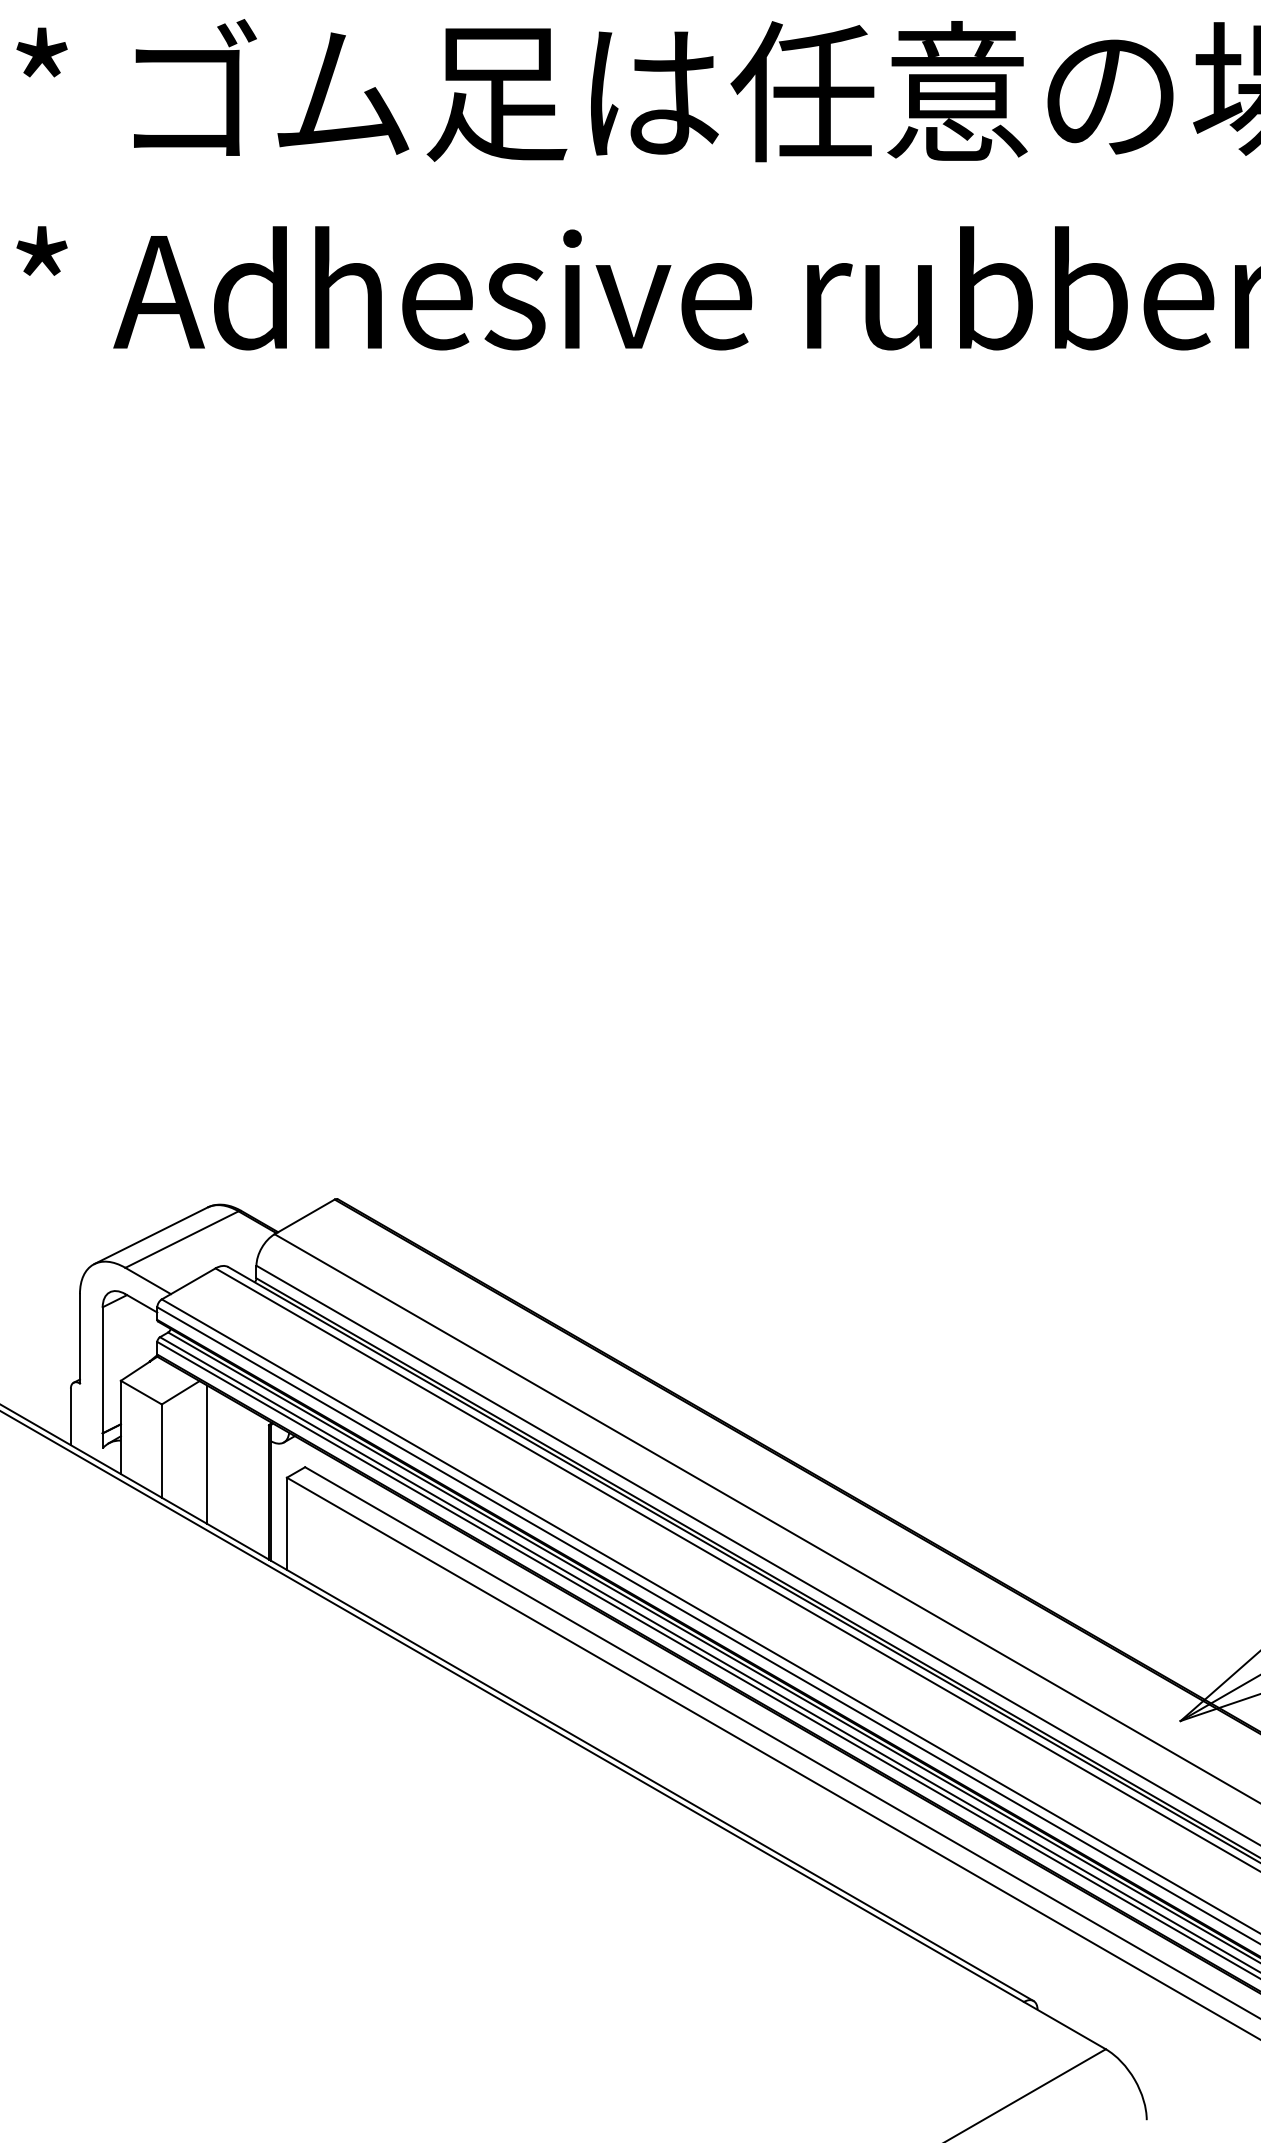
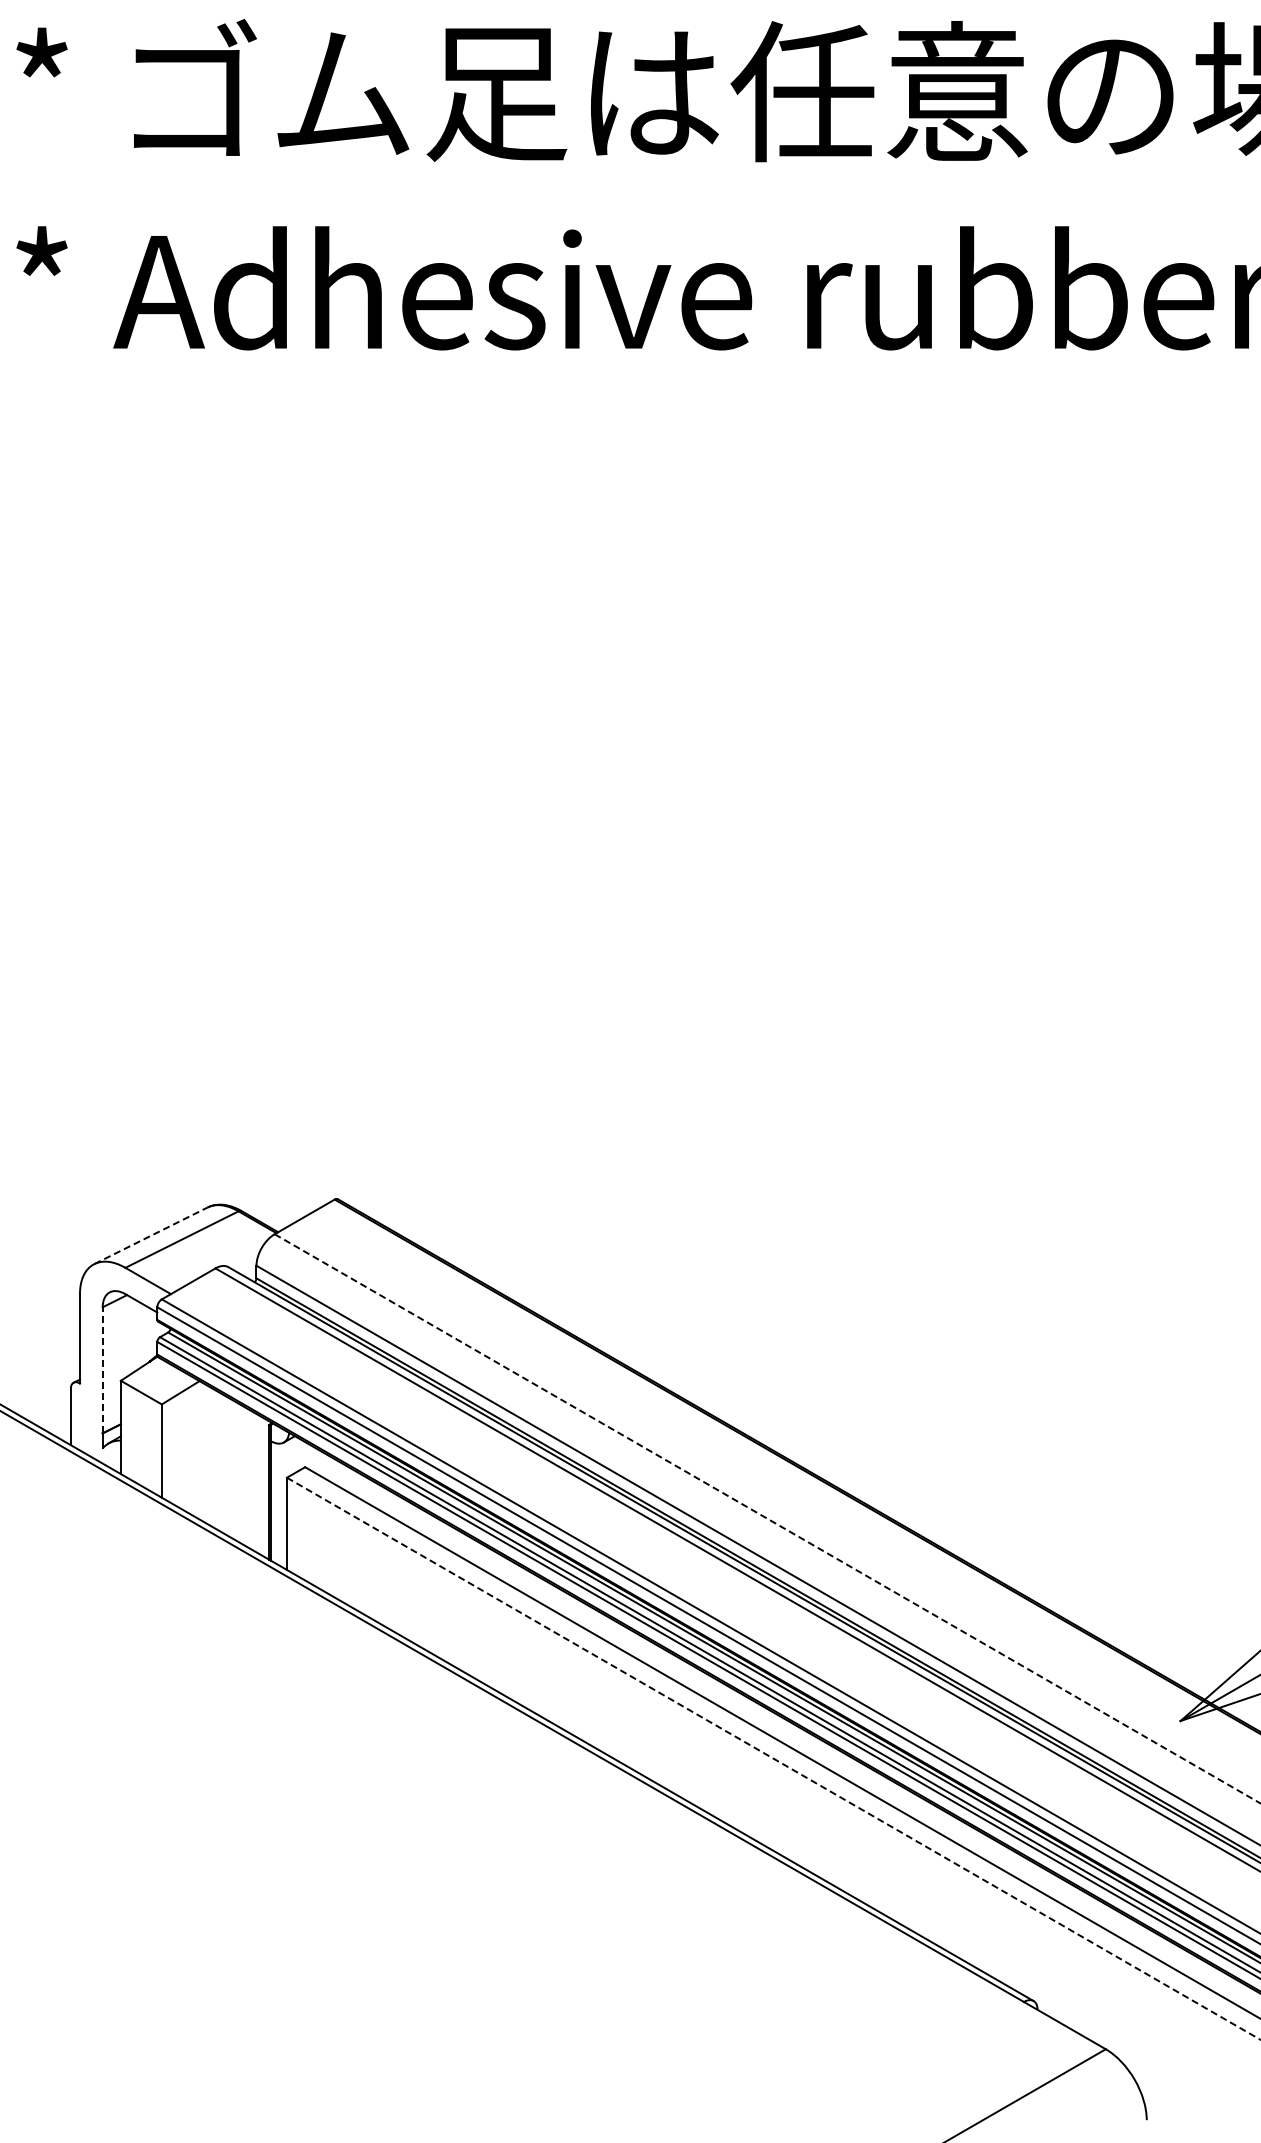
line: solid -> dashed (151, 1235)
line: solid -> dashed (102, 1369)
line: present -> none (207, 1454)
line: solid -> dashed (768, 1519)
line: solid -> dashed (774, 1759)
